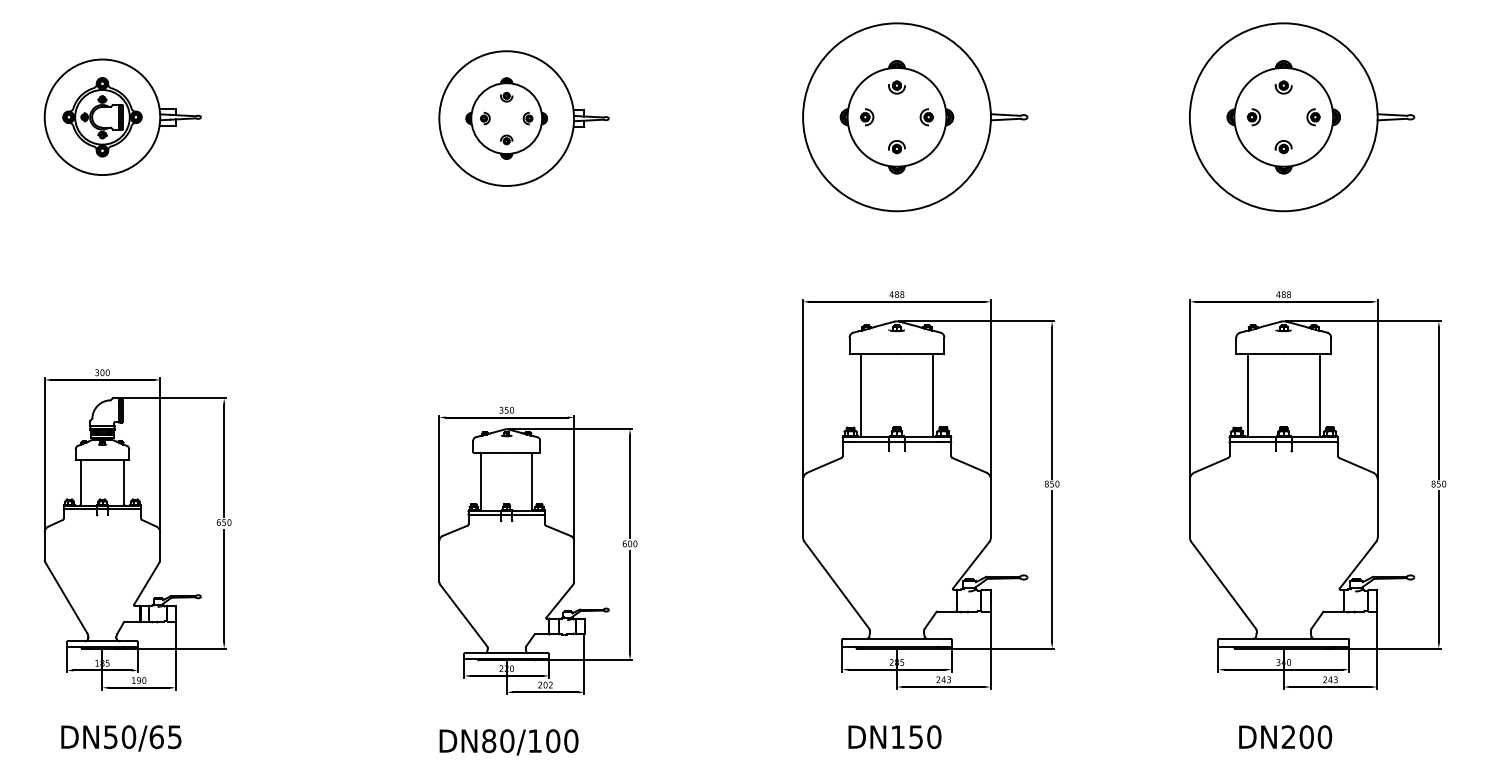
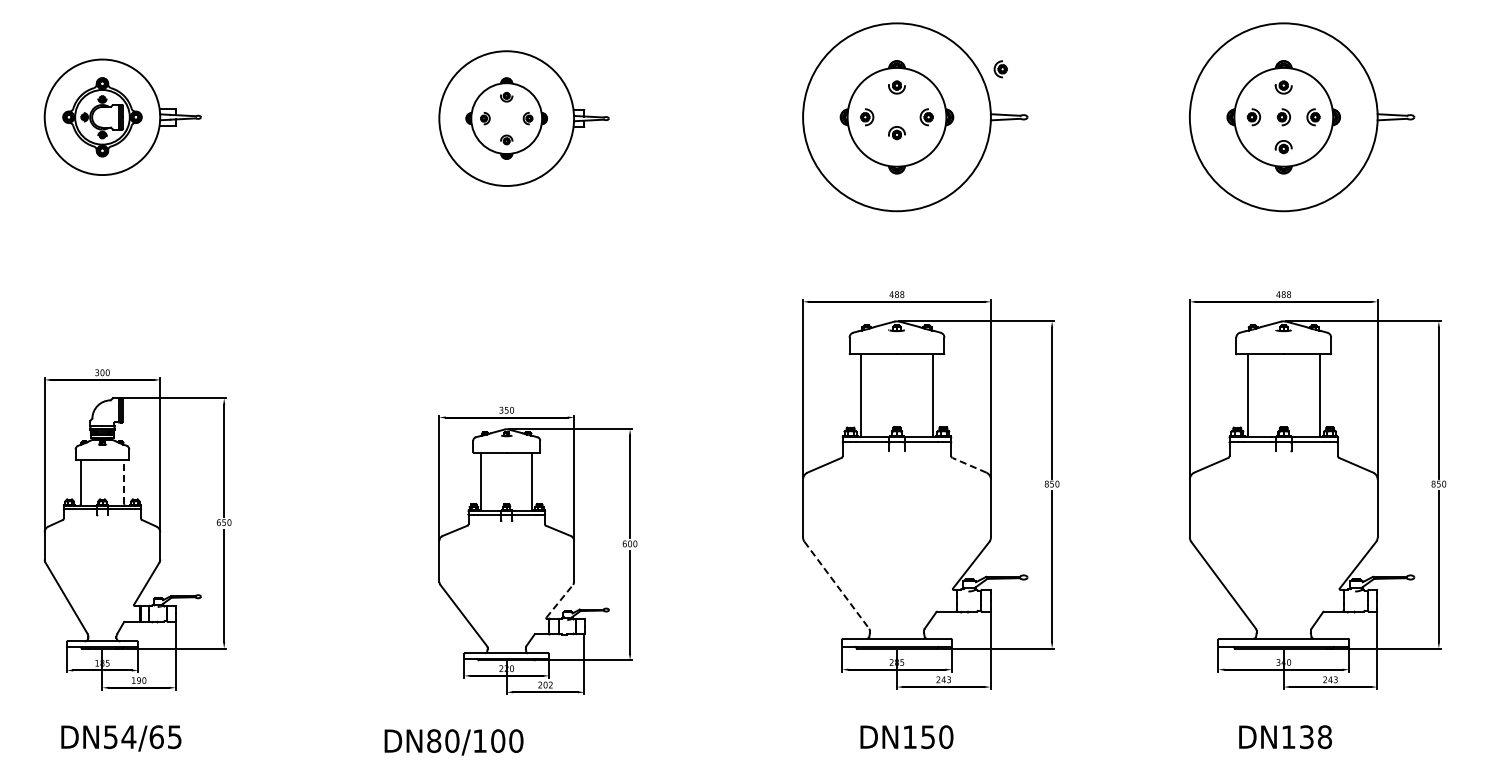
part: none -> present (1000, 69)
part: none -> present (1283, 117)
part position: (896, 147) -> (896, 133) (896, 133)
line: solid -> dashed (969, 465)
line: solid -> dashed (124, 481)
line: solid -> dashed (837, 585)
line: solid -> dashed (560, 600)
text: DN50/65 -> DN54/65 (128, 737)
text position: (894, 737) -> (906, 737) (906, 737)
text: DN200 -> DN138 (1306, 737)
text position: (508, 742) -> (453, 742) (453, 742)
